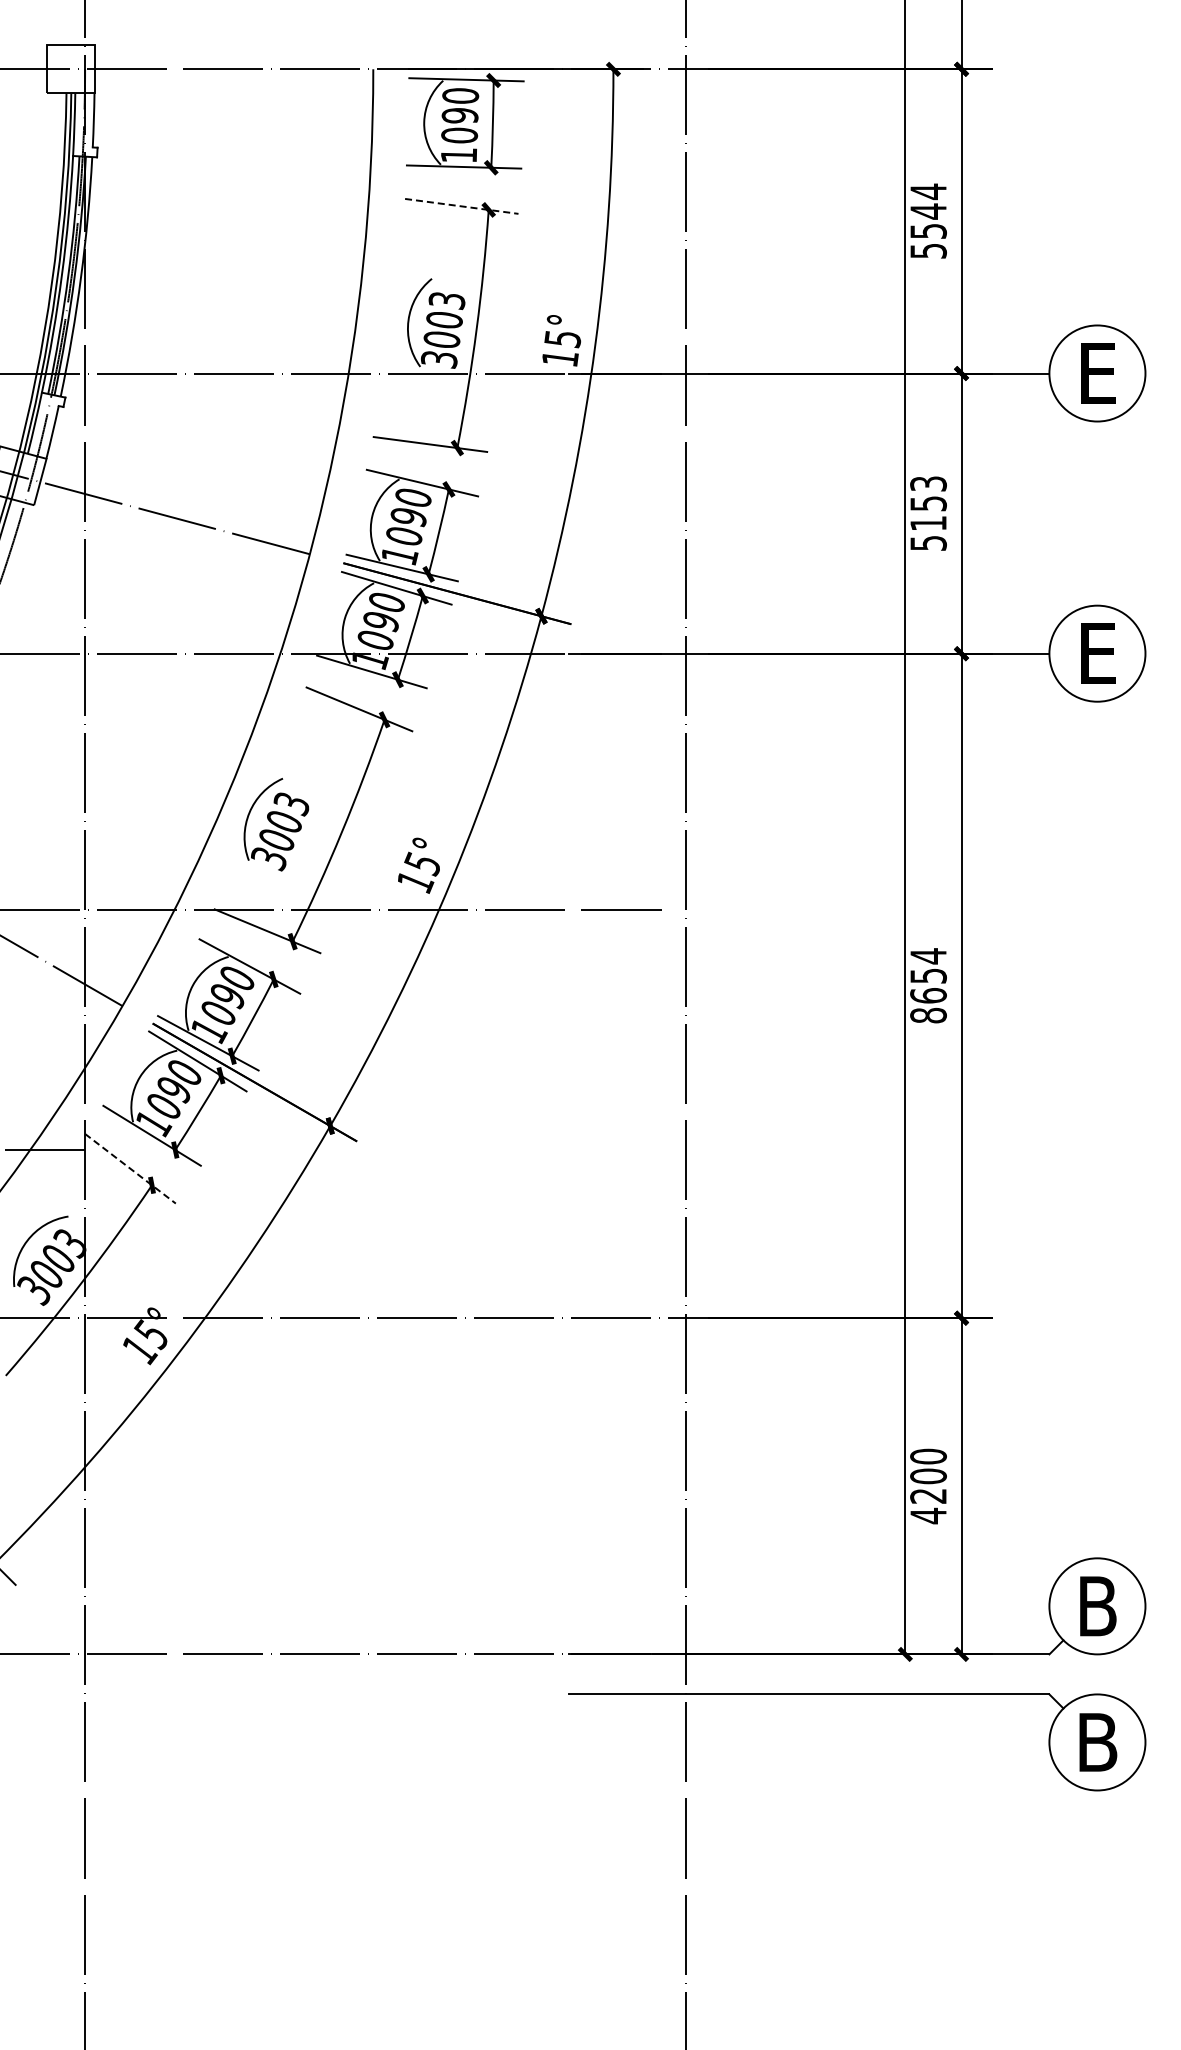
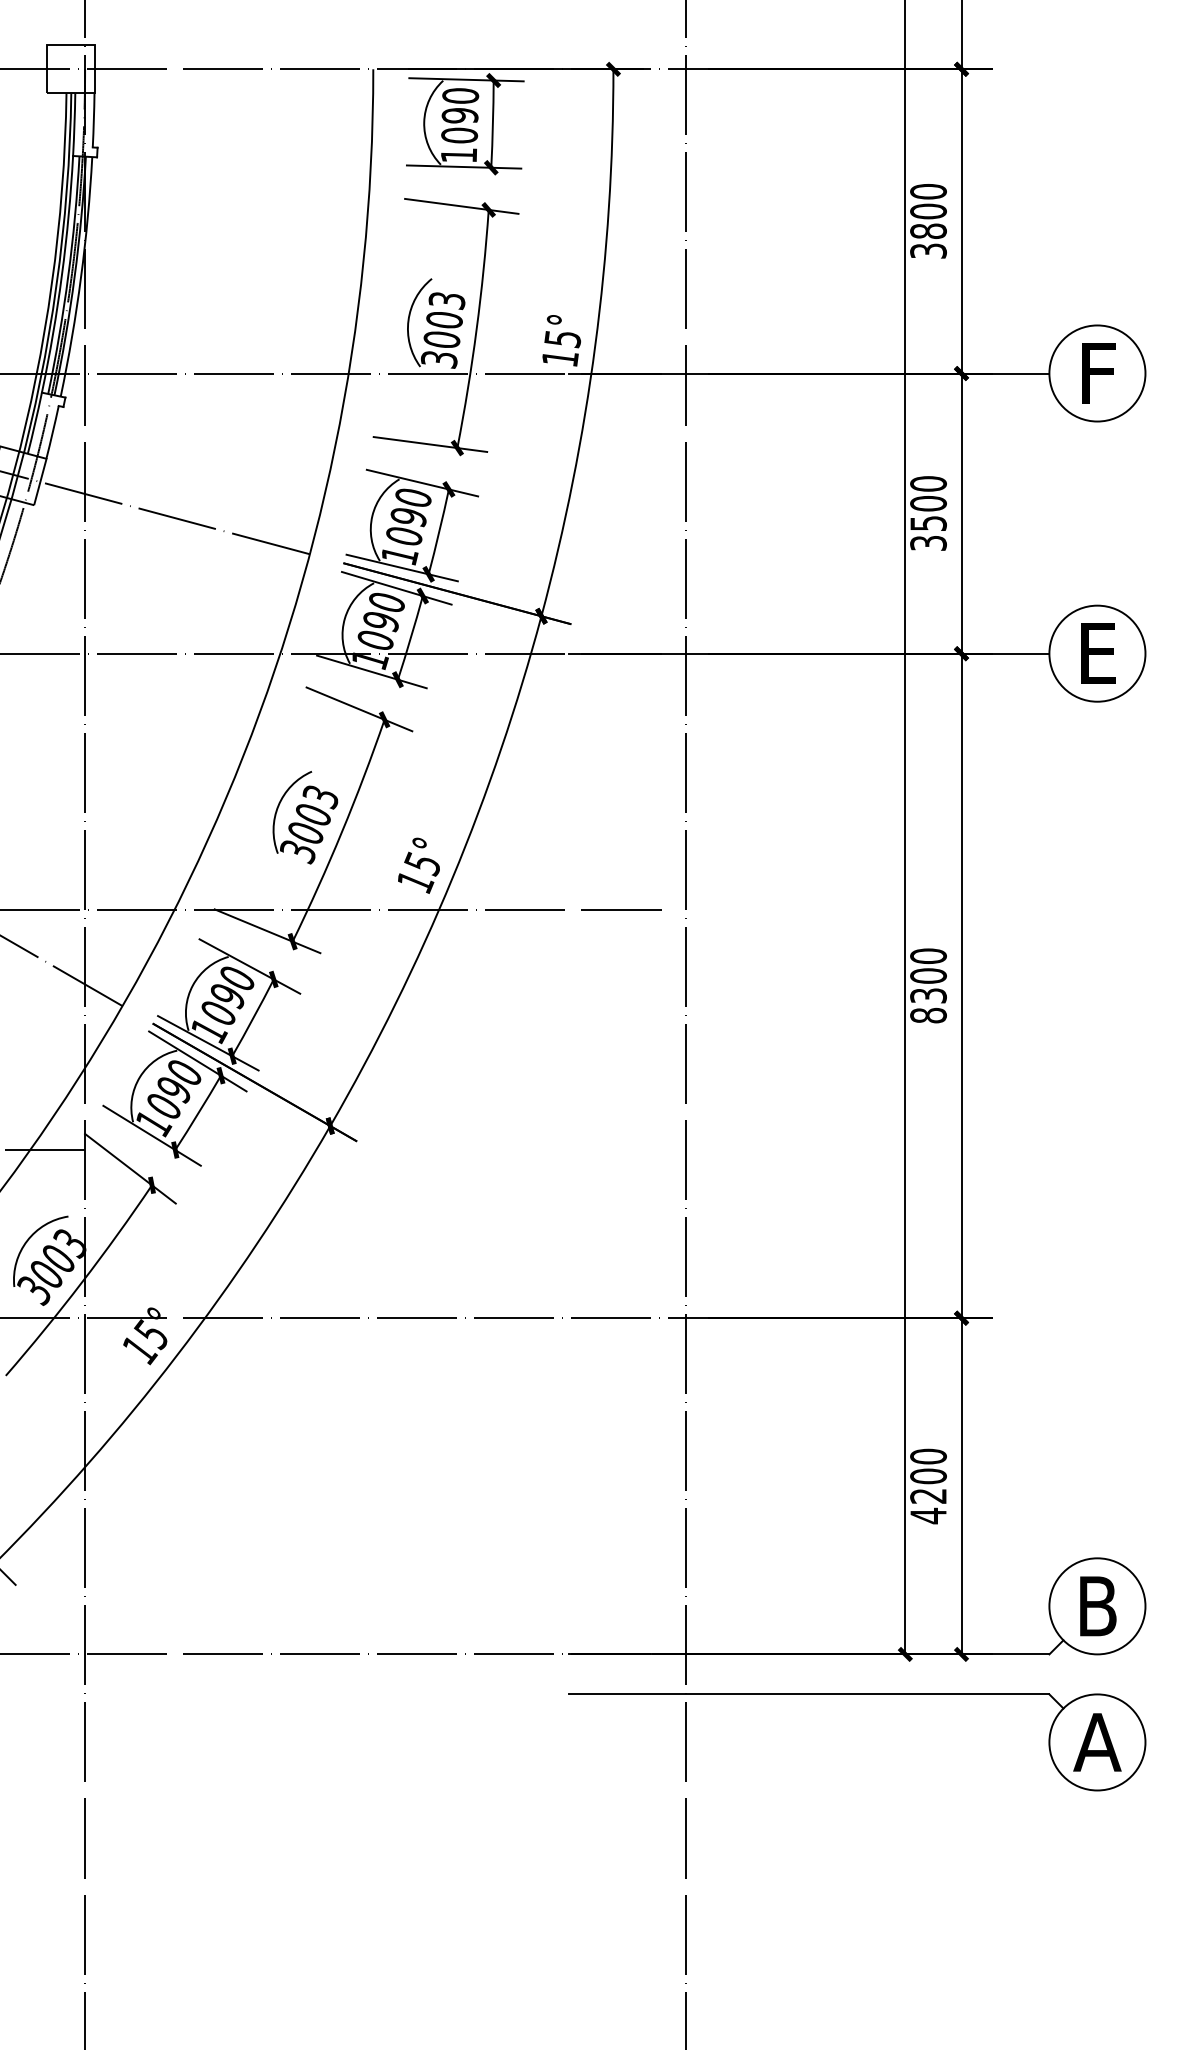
line: dashed -> solid (462, 206)
text: 5544 -> 3800 (928, 220)
text: E -> F (1098, 373)
text: 5153 -> 3500 (928, 513)
part position: (276, 824) -> (305, 817) (305, 817)
text: 8654 -> 8300 (928, 975)
line: dashed -> solid (130, 1169)
text: B -> A (1097, 1742)
